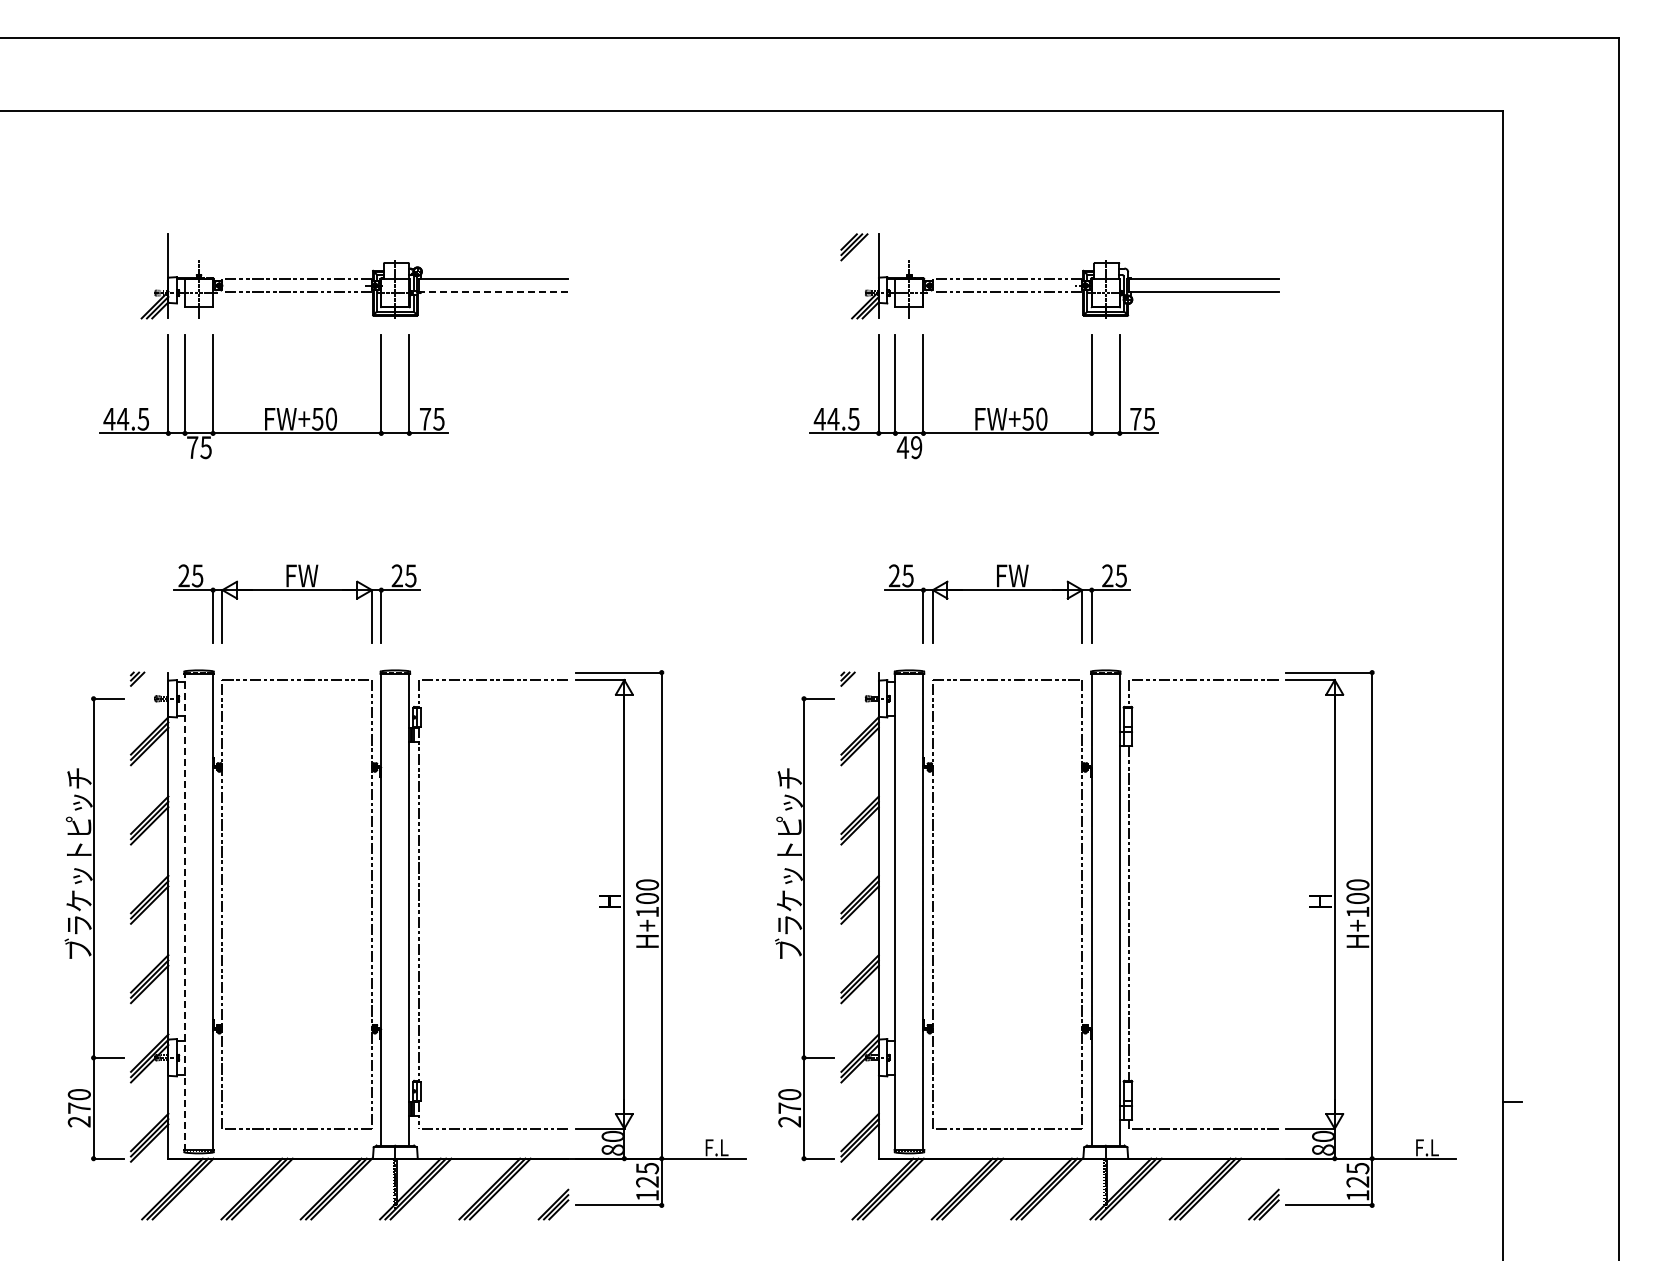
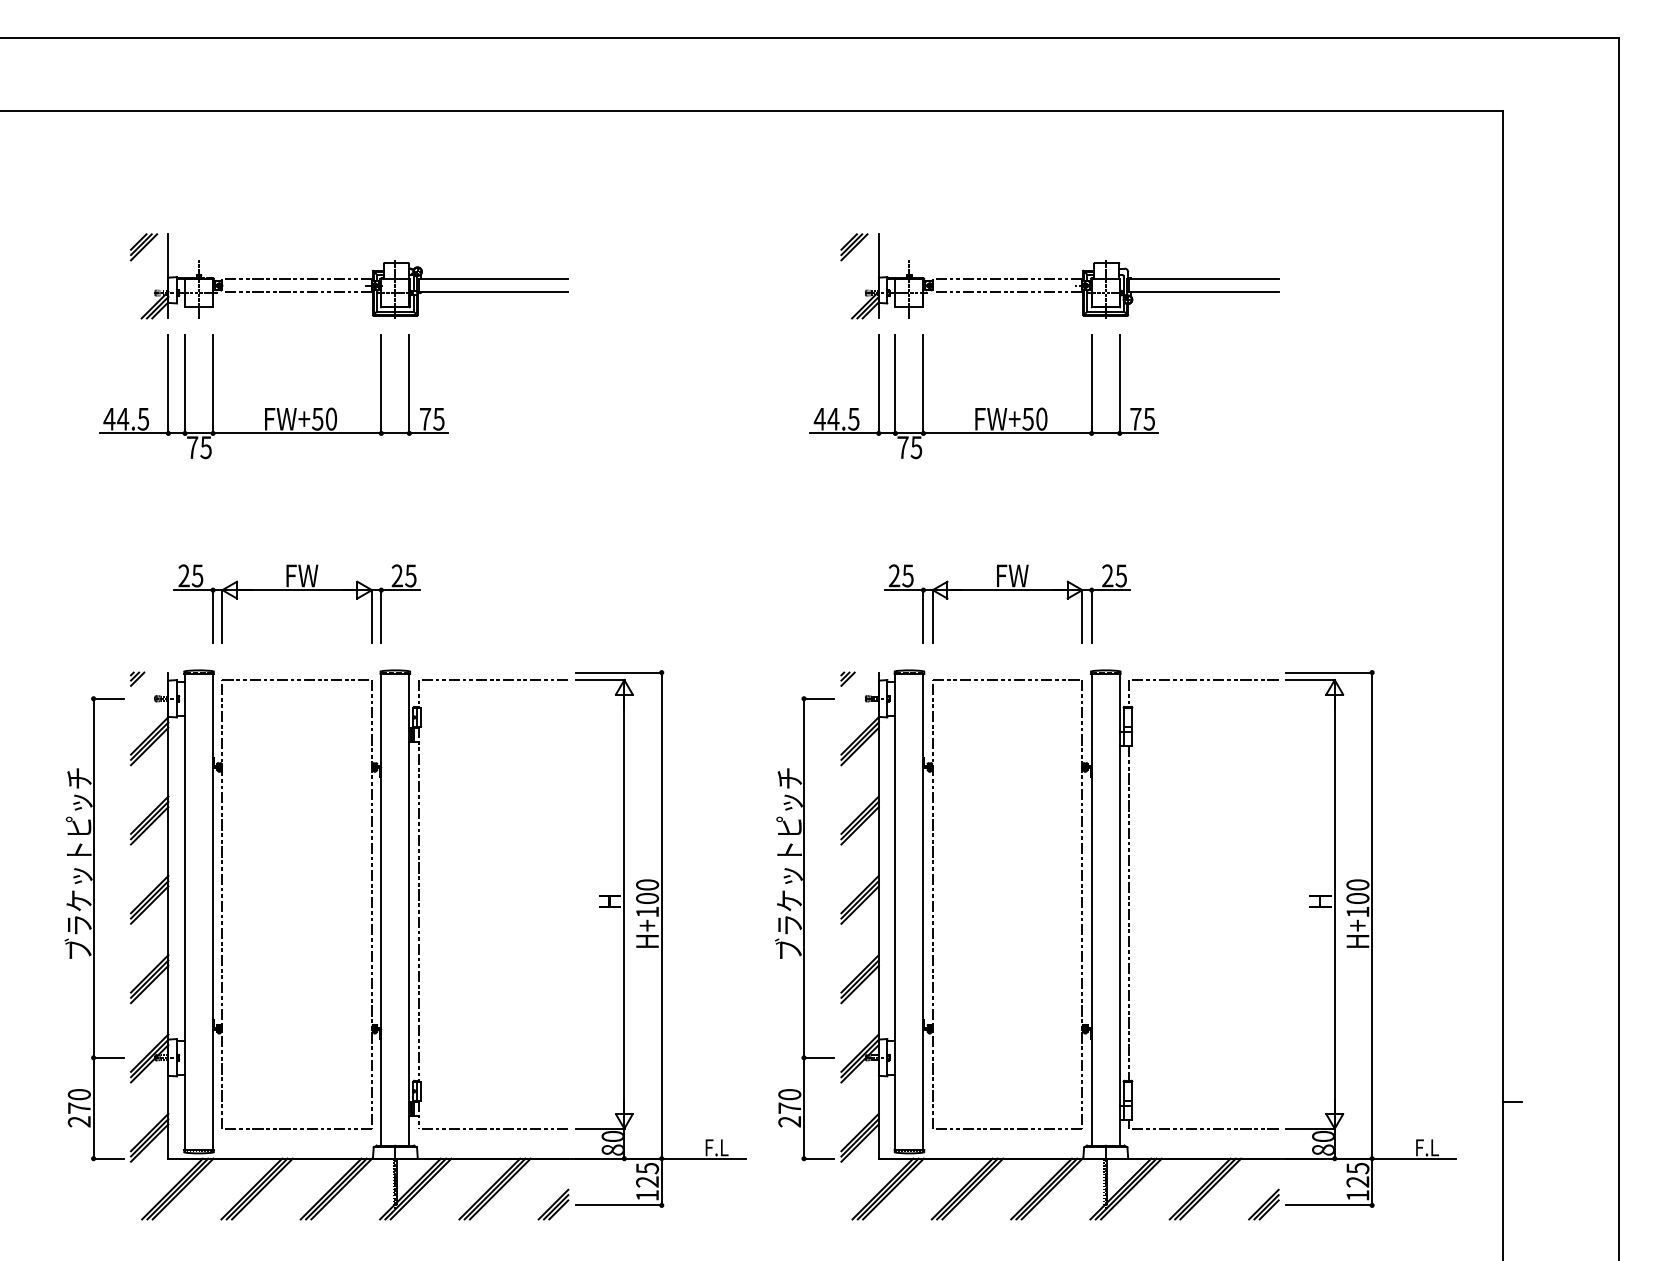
part: none -> present (144, 247)
line: dashed -> solid (493, 292)
text: 49 -> 75 (909, 447)
line: dashed -> solid (185, 912)
